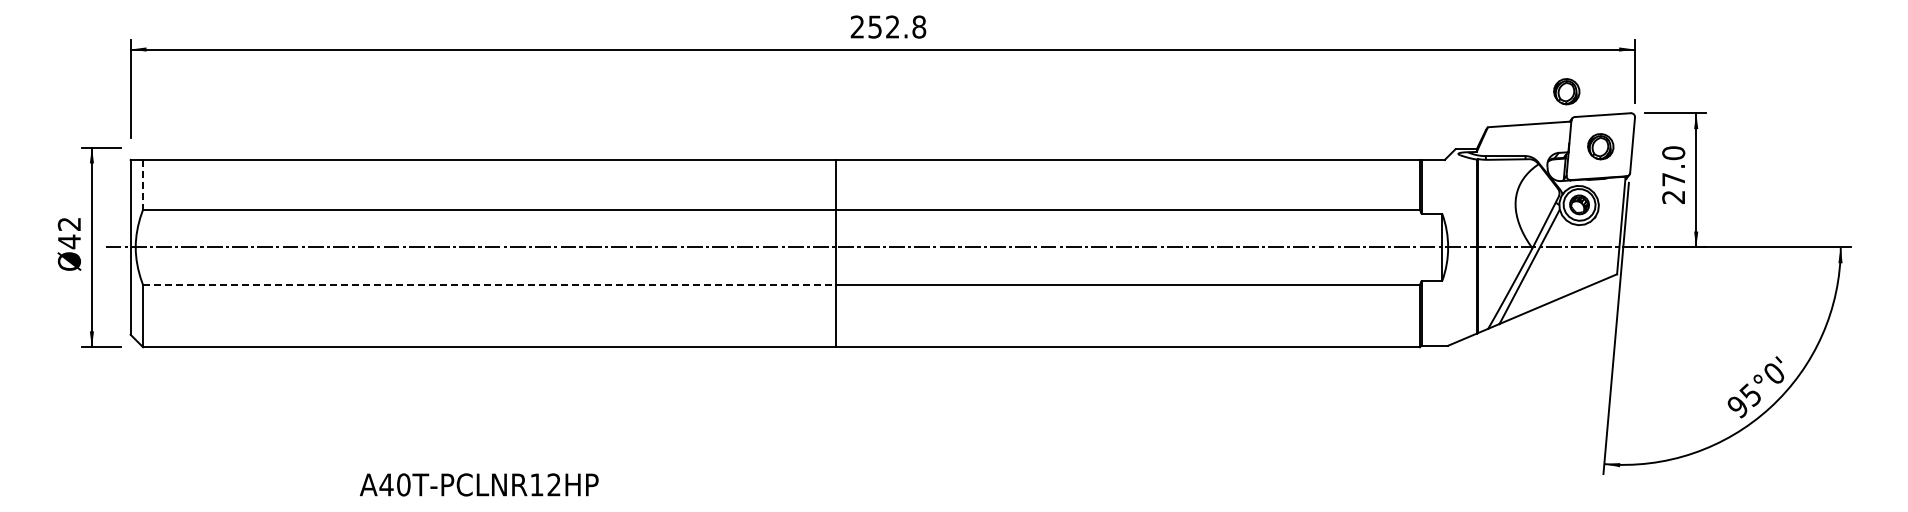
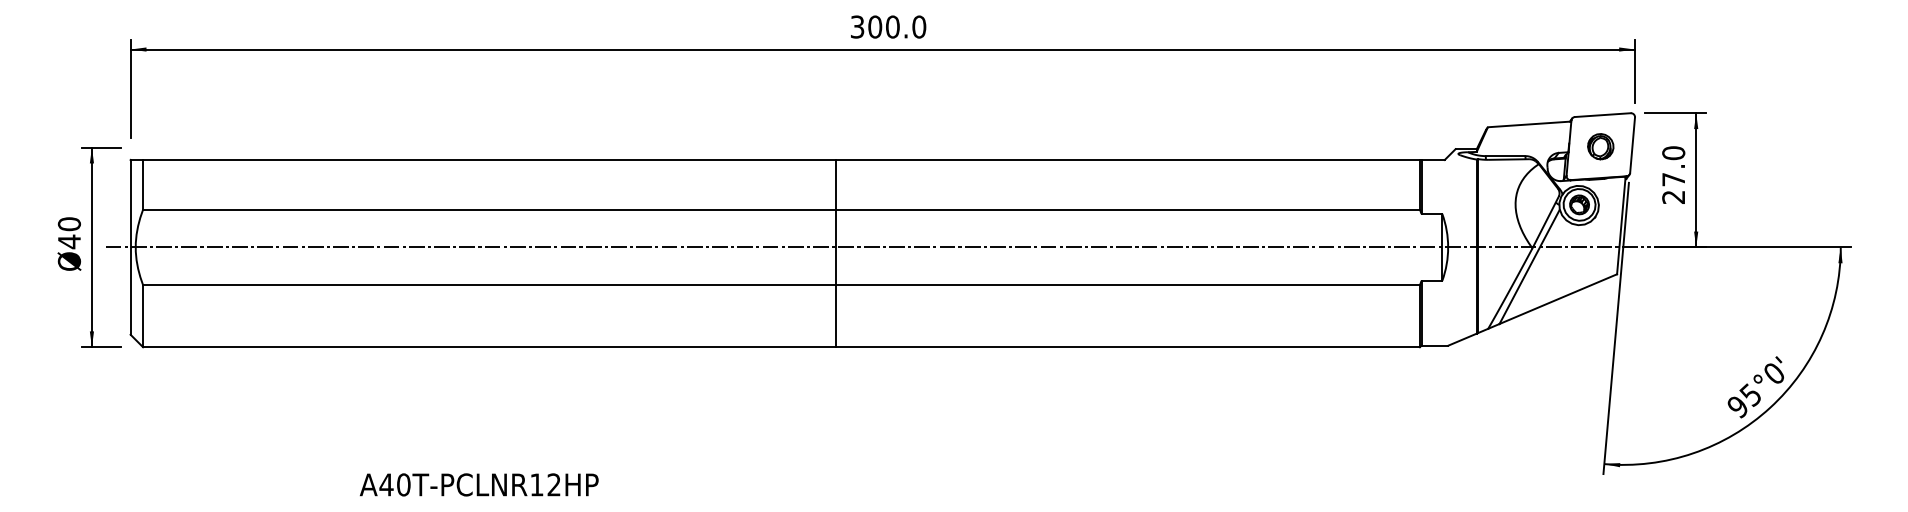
text: 252.8 -> 300.0 (888, 26)
part: present -> none (1566, 91)
line: dashed -> solid (143, 184)
text: Ø42 -> Ø40 (69, 224)
line: dashed -> solid (489, 285)
